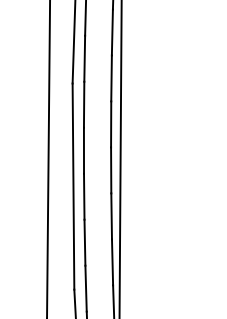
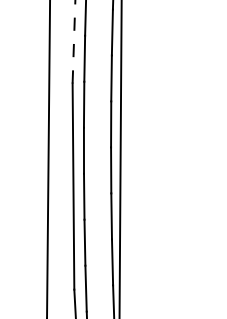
line: solid -> dashed (74, 41)
